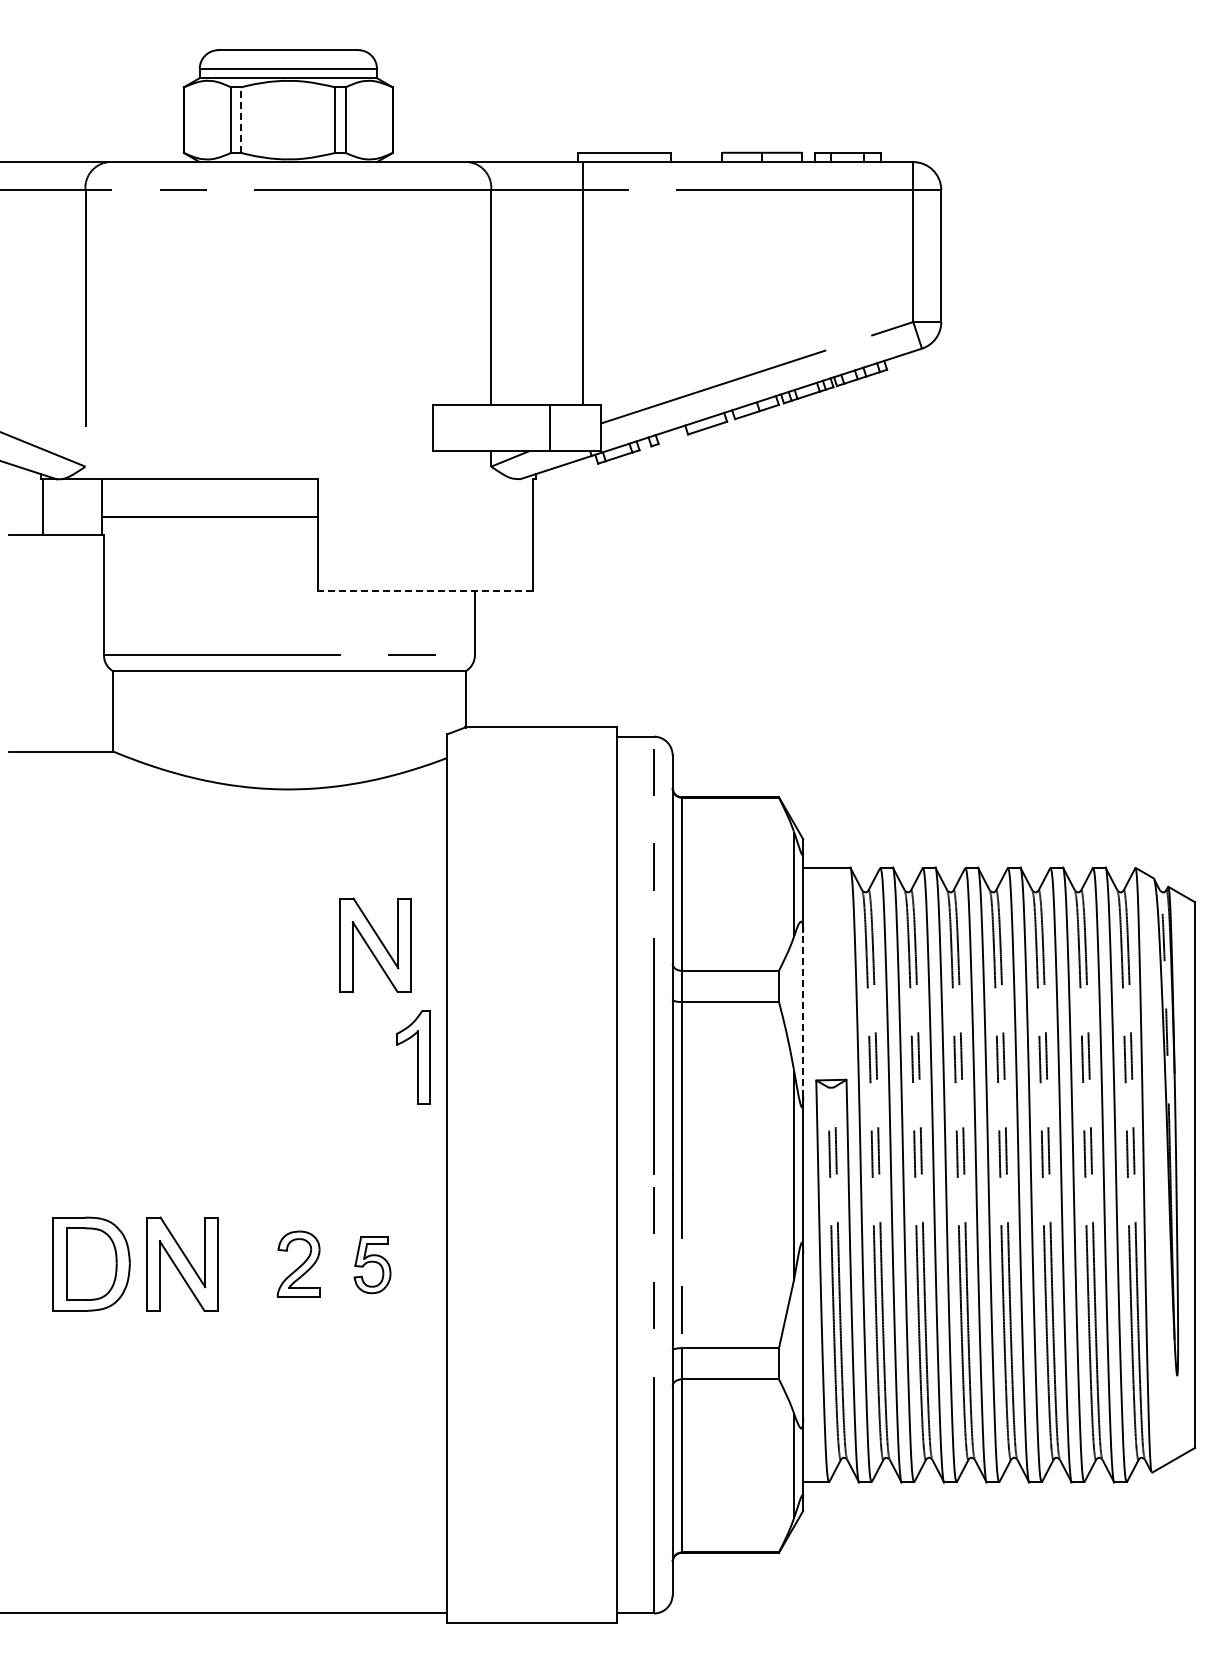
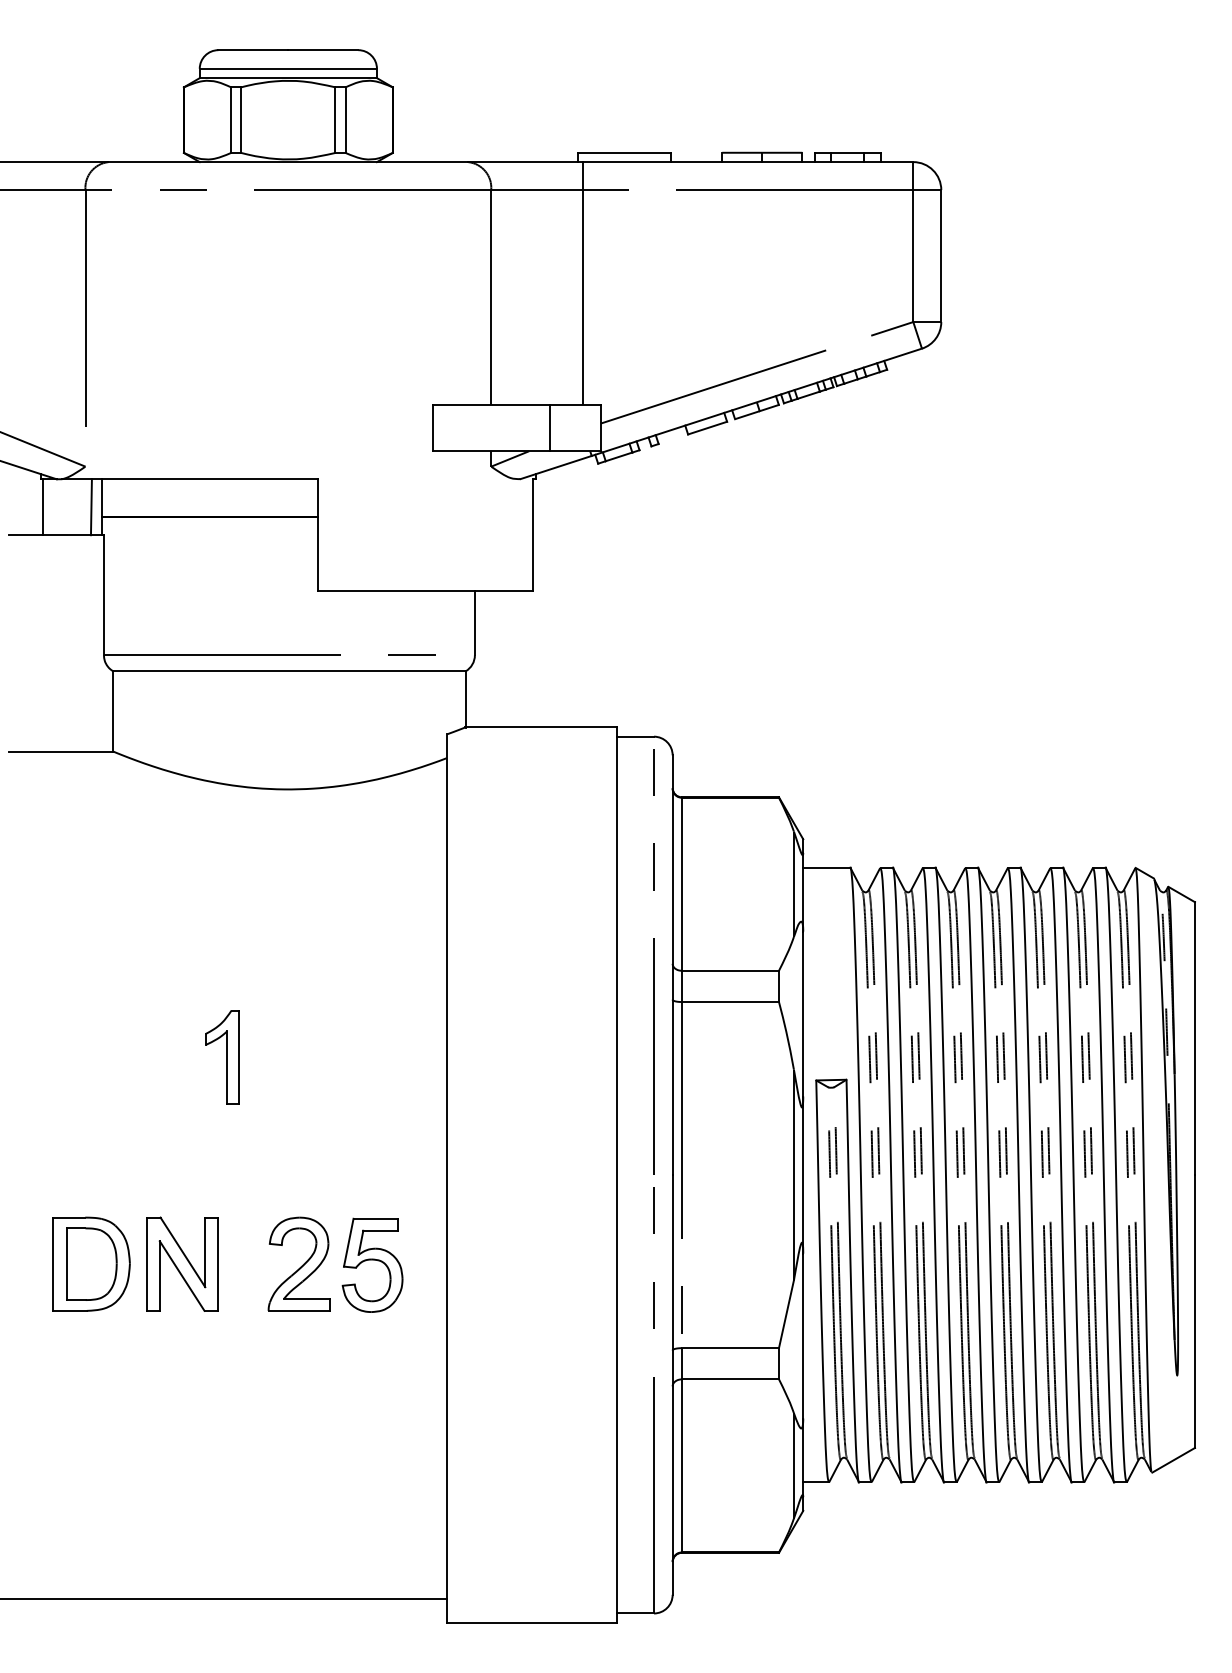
line: dashed -> solid (241, 120)
line: none -> present (90, 507)
line: dashed -> solid (425, 591)
part: present -> none (375, 944)
line: dashed -> solid (803, 1013)
part position: (413, 1057) -> (222, 1057) (222, 1057)
part size: 45x68 px -> 64x96 px (298, 1263)
part size: 39x59 px -> 63x96 px (372, 1264)
line position: (224, 1613) -> (224, 1599) (224, 1599)
